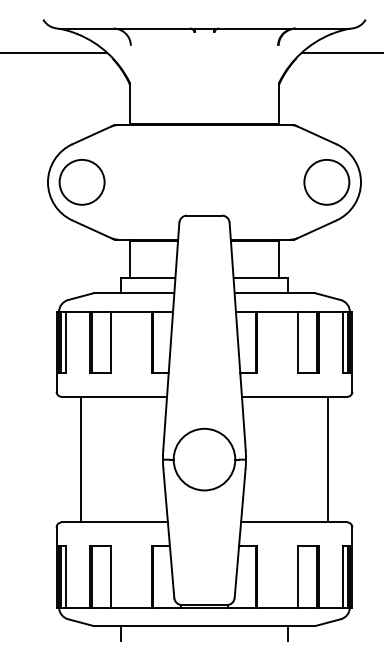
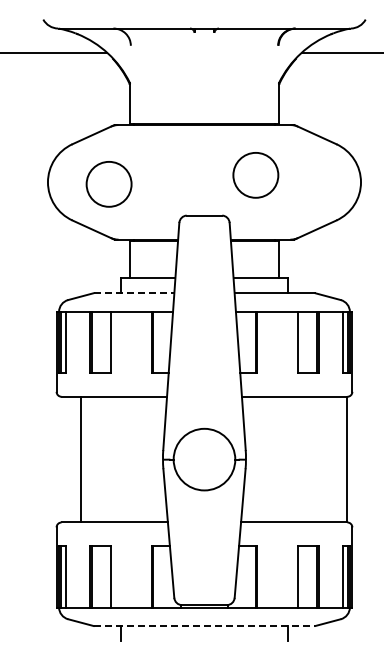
circle position: (81, 182) -> (108, 184) (108, 184)
circle position: (326, 182) -> (255, 175) (255, 175)
line: solid -> dashed (134, 293)
line position: (327, 459) -> (346, 459) (346, 459)
line: solid -> dashed (204, 626)
